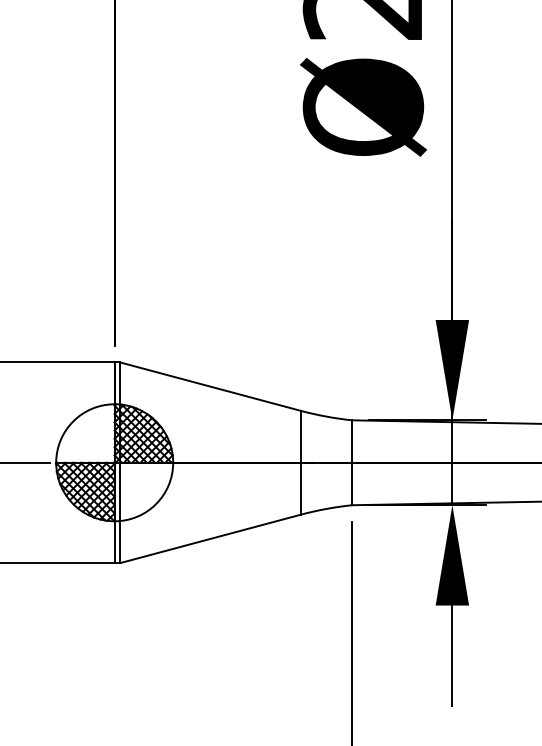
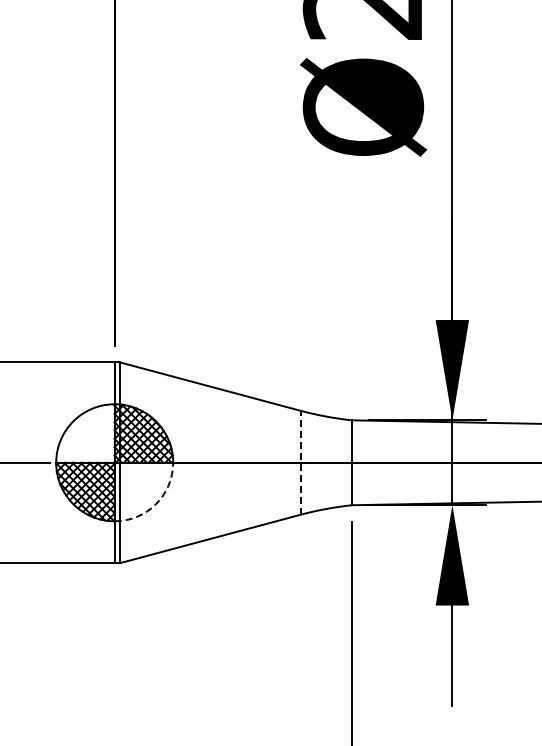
line: solid -> dashed (300, 462)
arc: solid -> dashed (156, 504)
